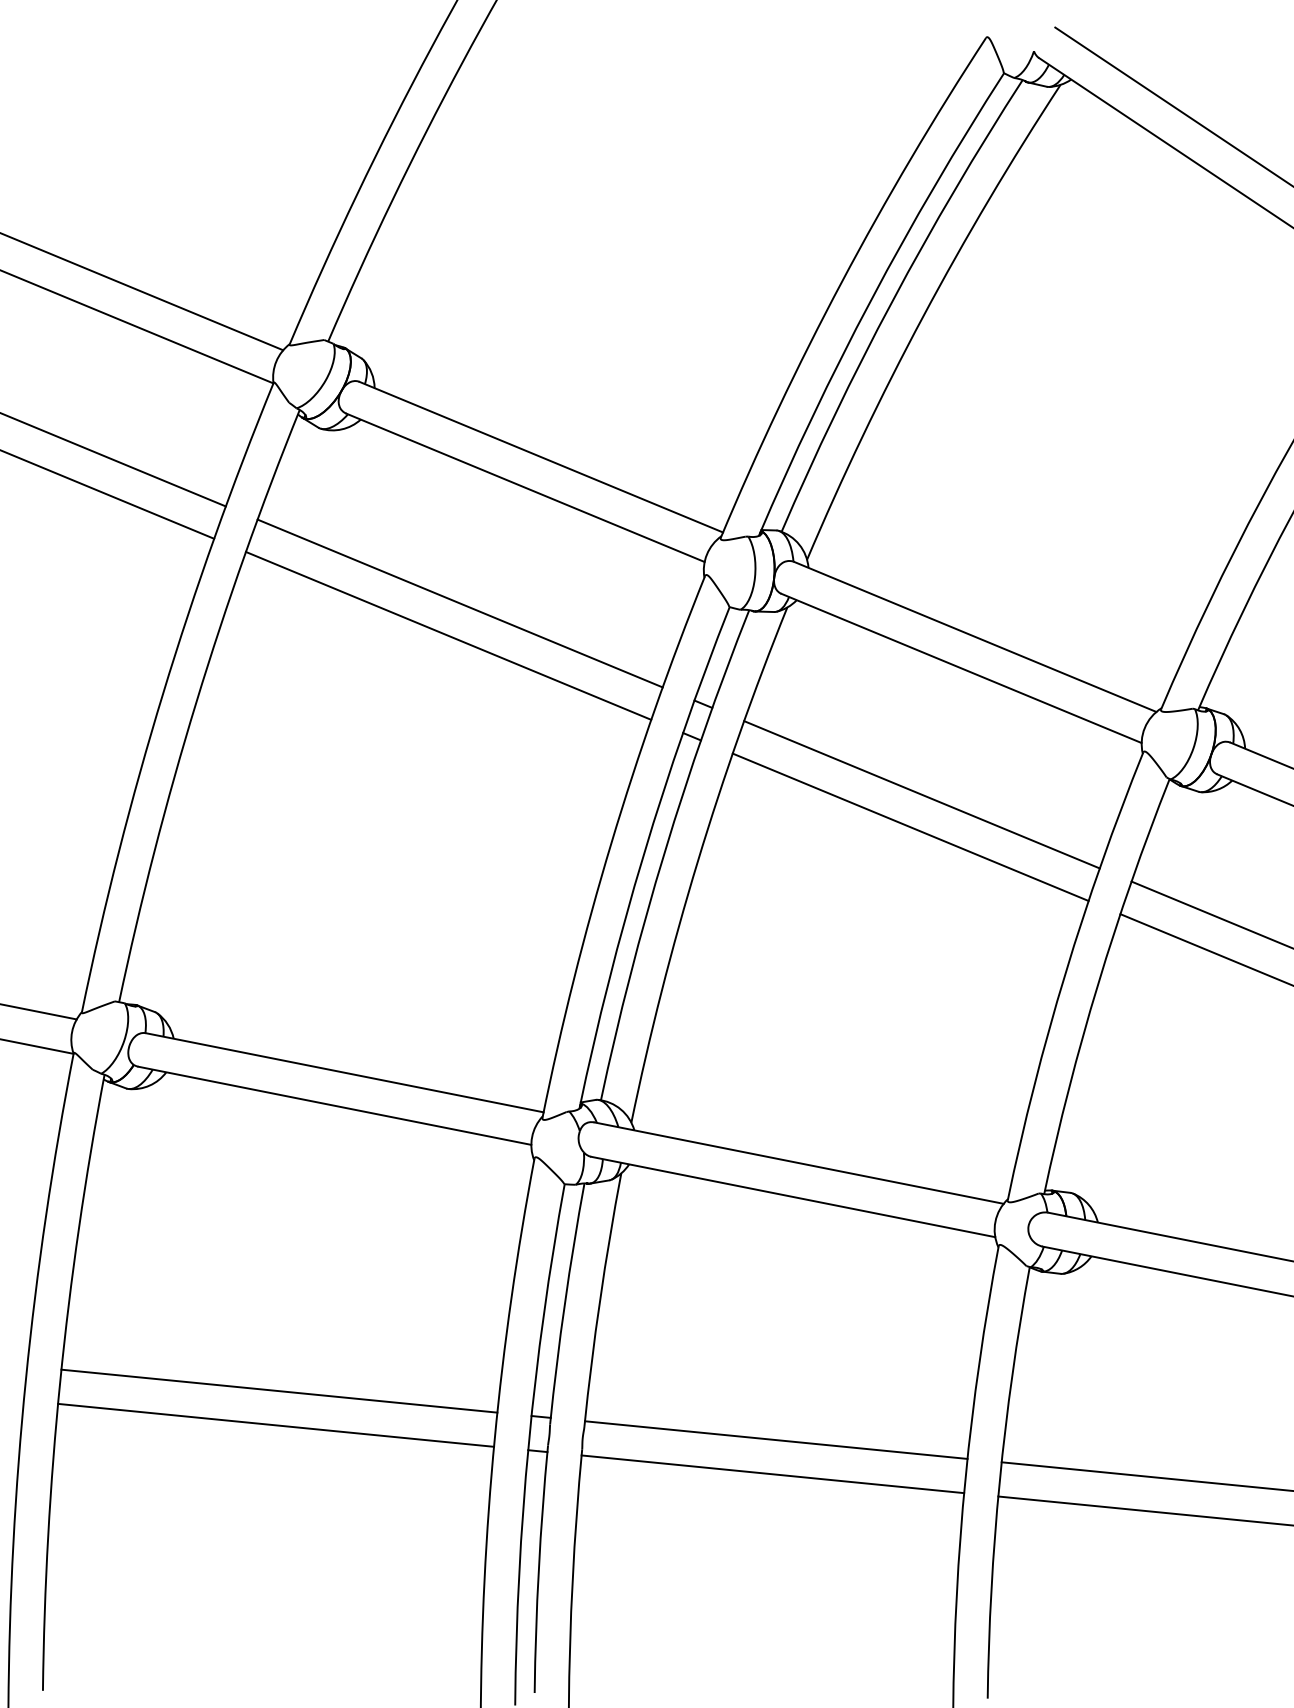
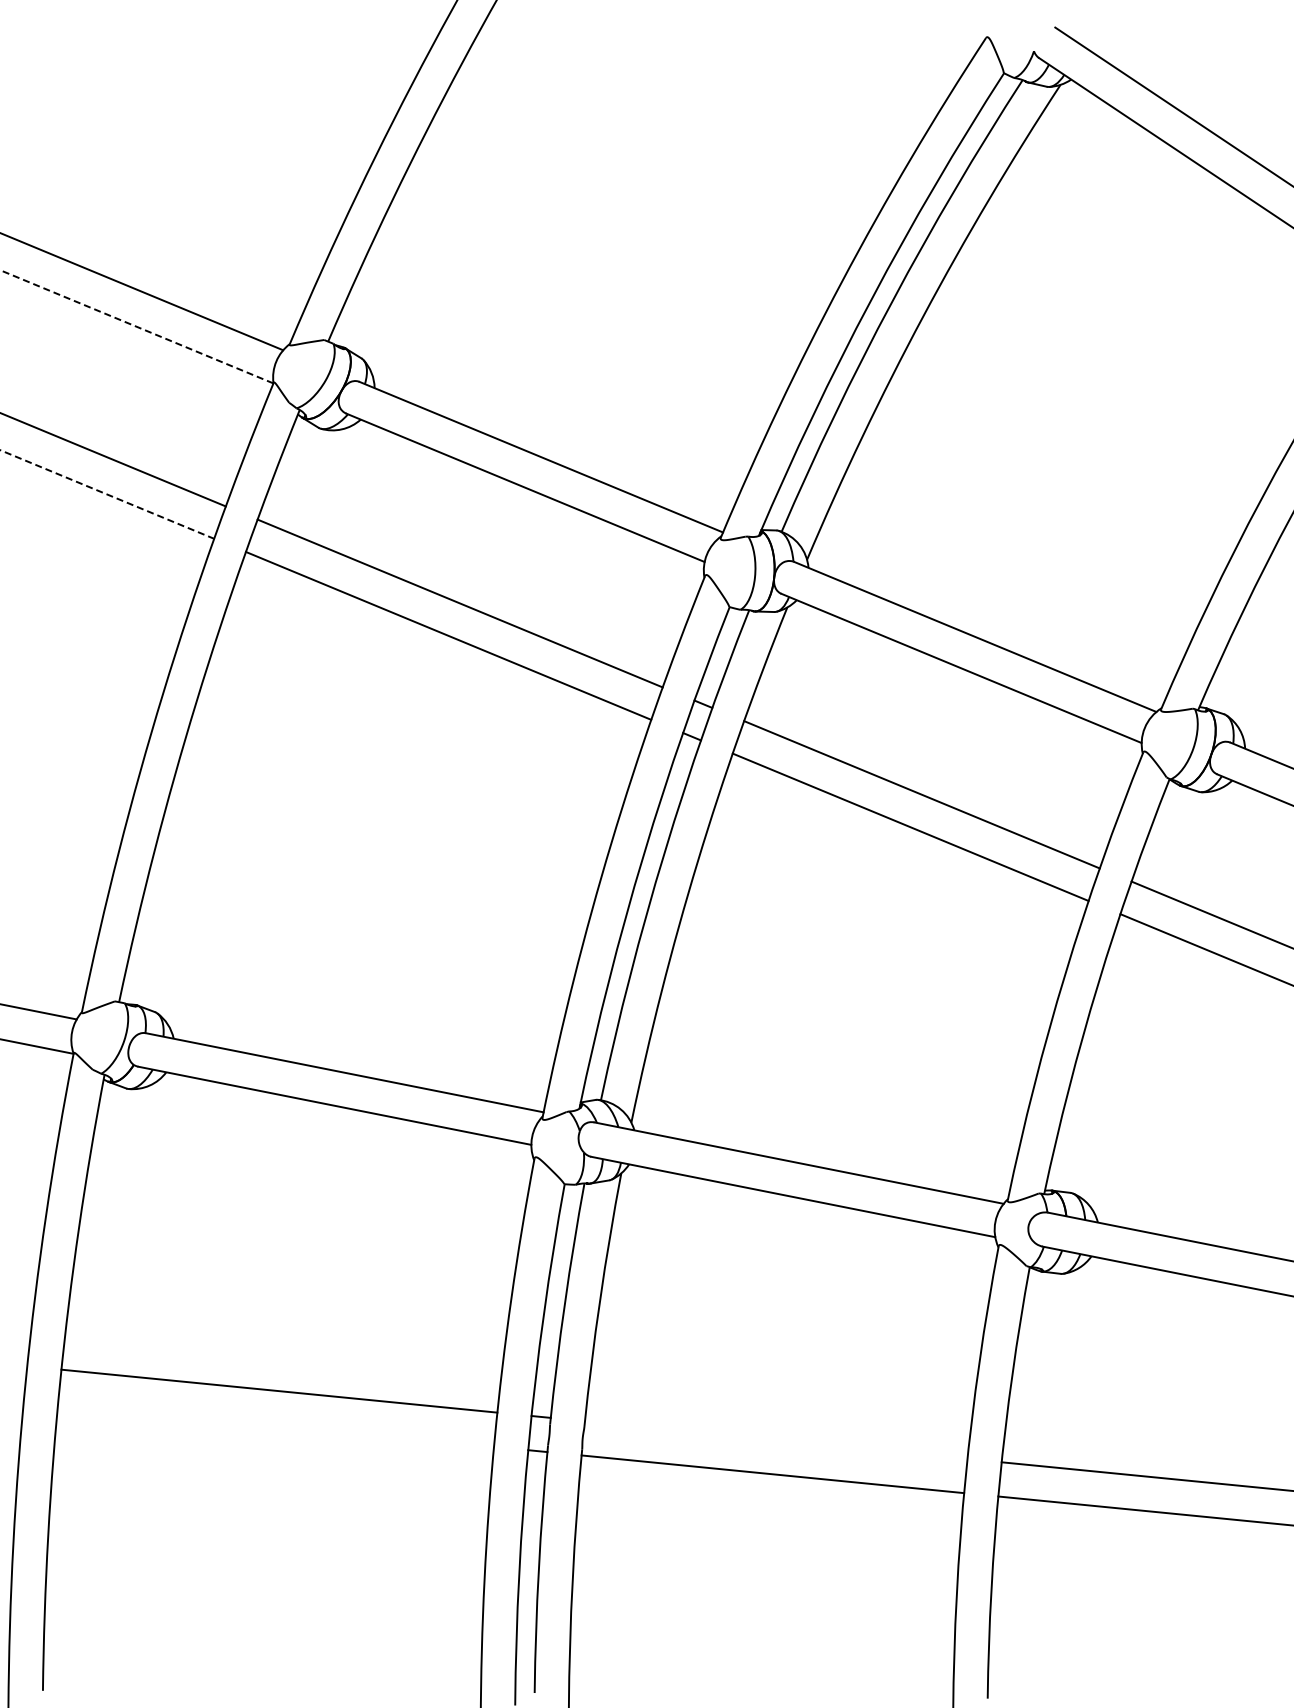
line: solid -> dashed (136, 326)
line: solid -> dashed (107, 494)
line: present -> none (276, 1424)
line: present -> none (776, 1439)
